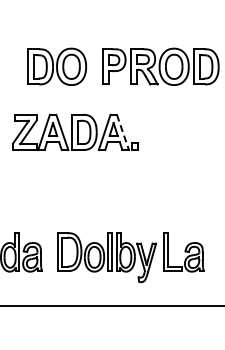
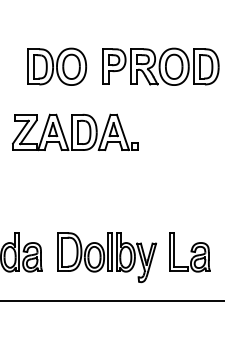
line: dashed -> solid (122, 132)
part position: (183, 252) -> (189, 252) (189, 252)
line position: (111, 306) -> (111, 301) (111, 301)
